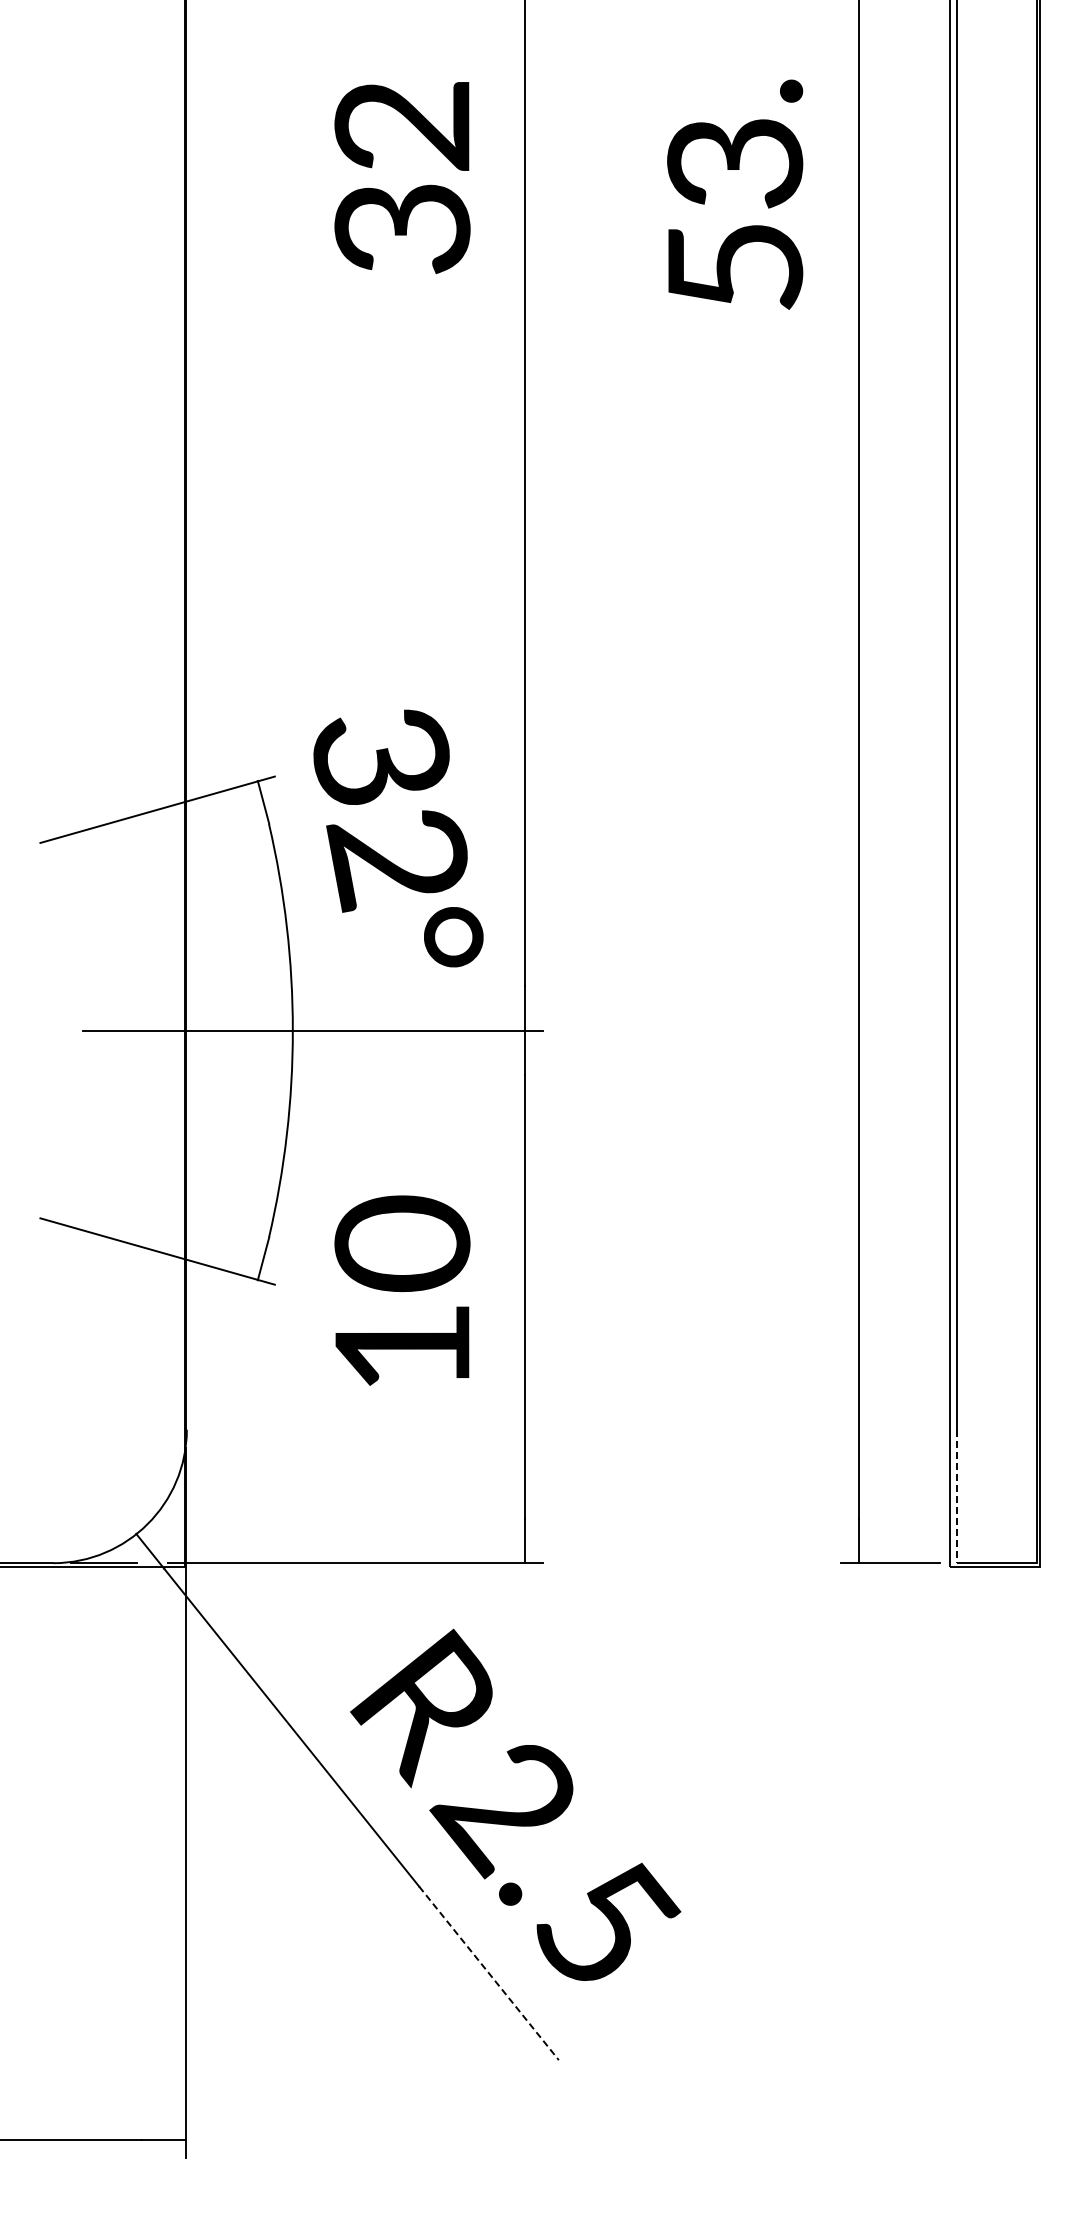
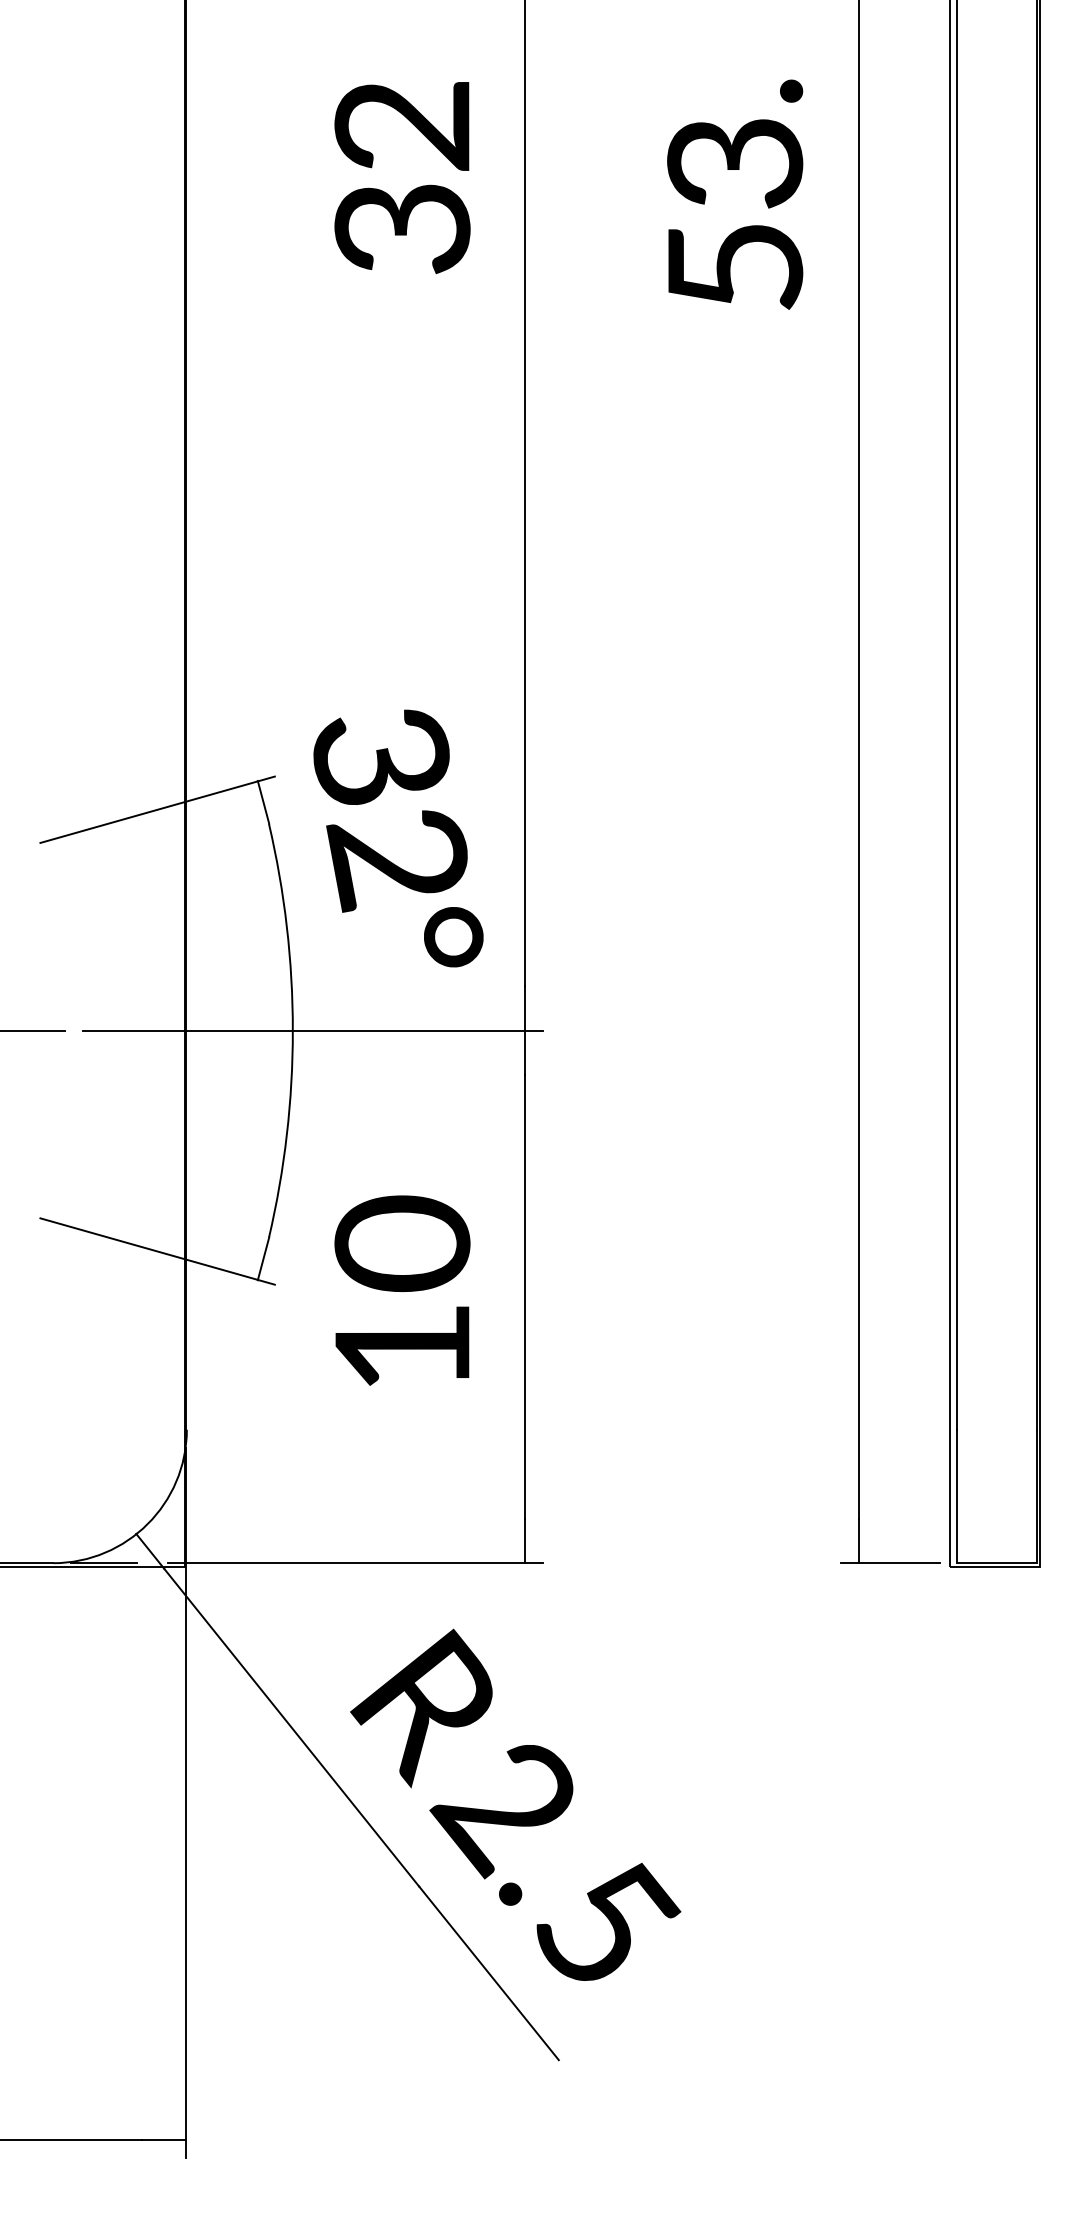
line: none -> present (33, 1031)
line: dashed -> solid (956, 1497)
line: dashed -> solid (489, 1973)
